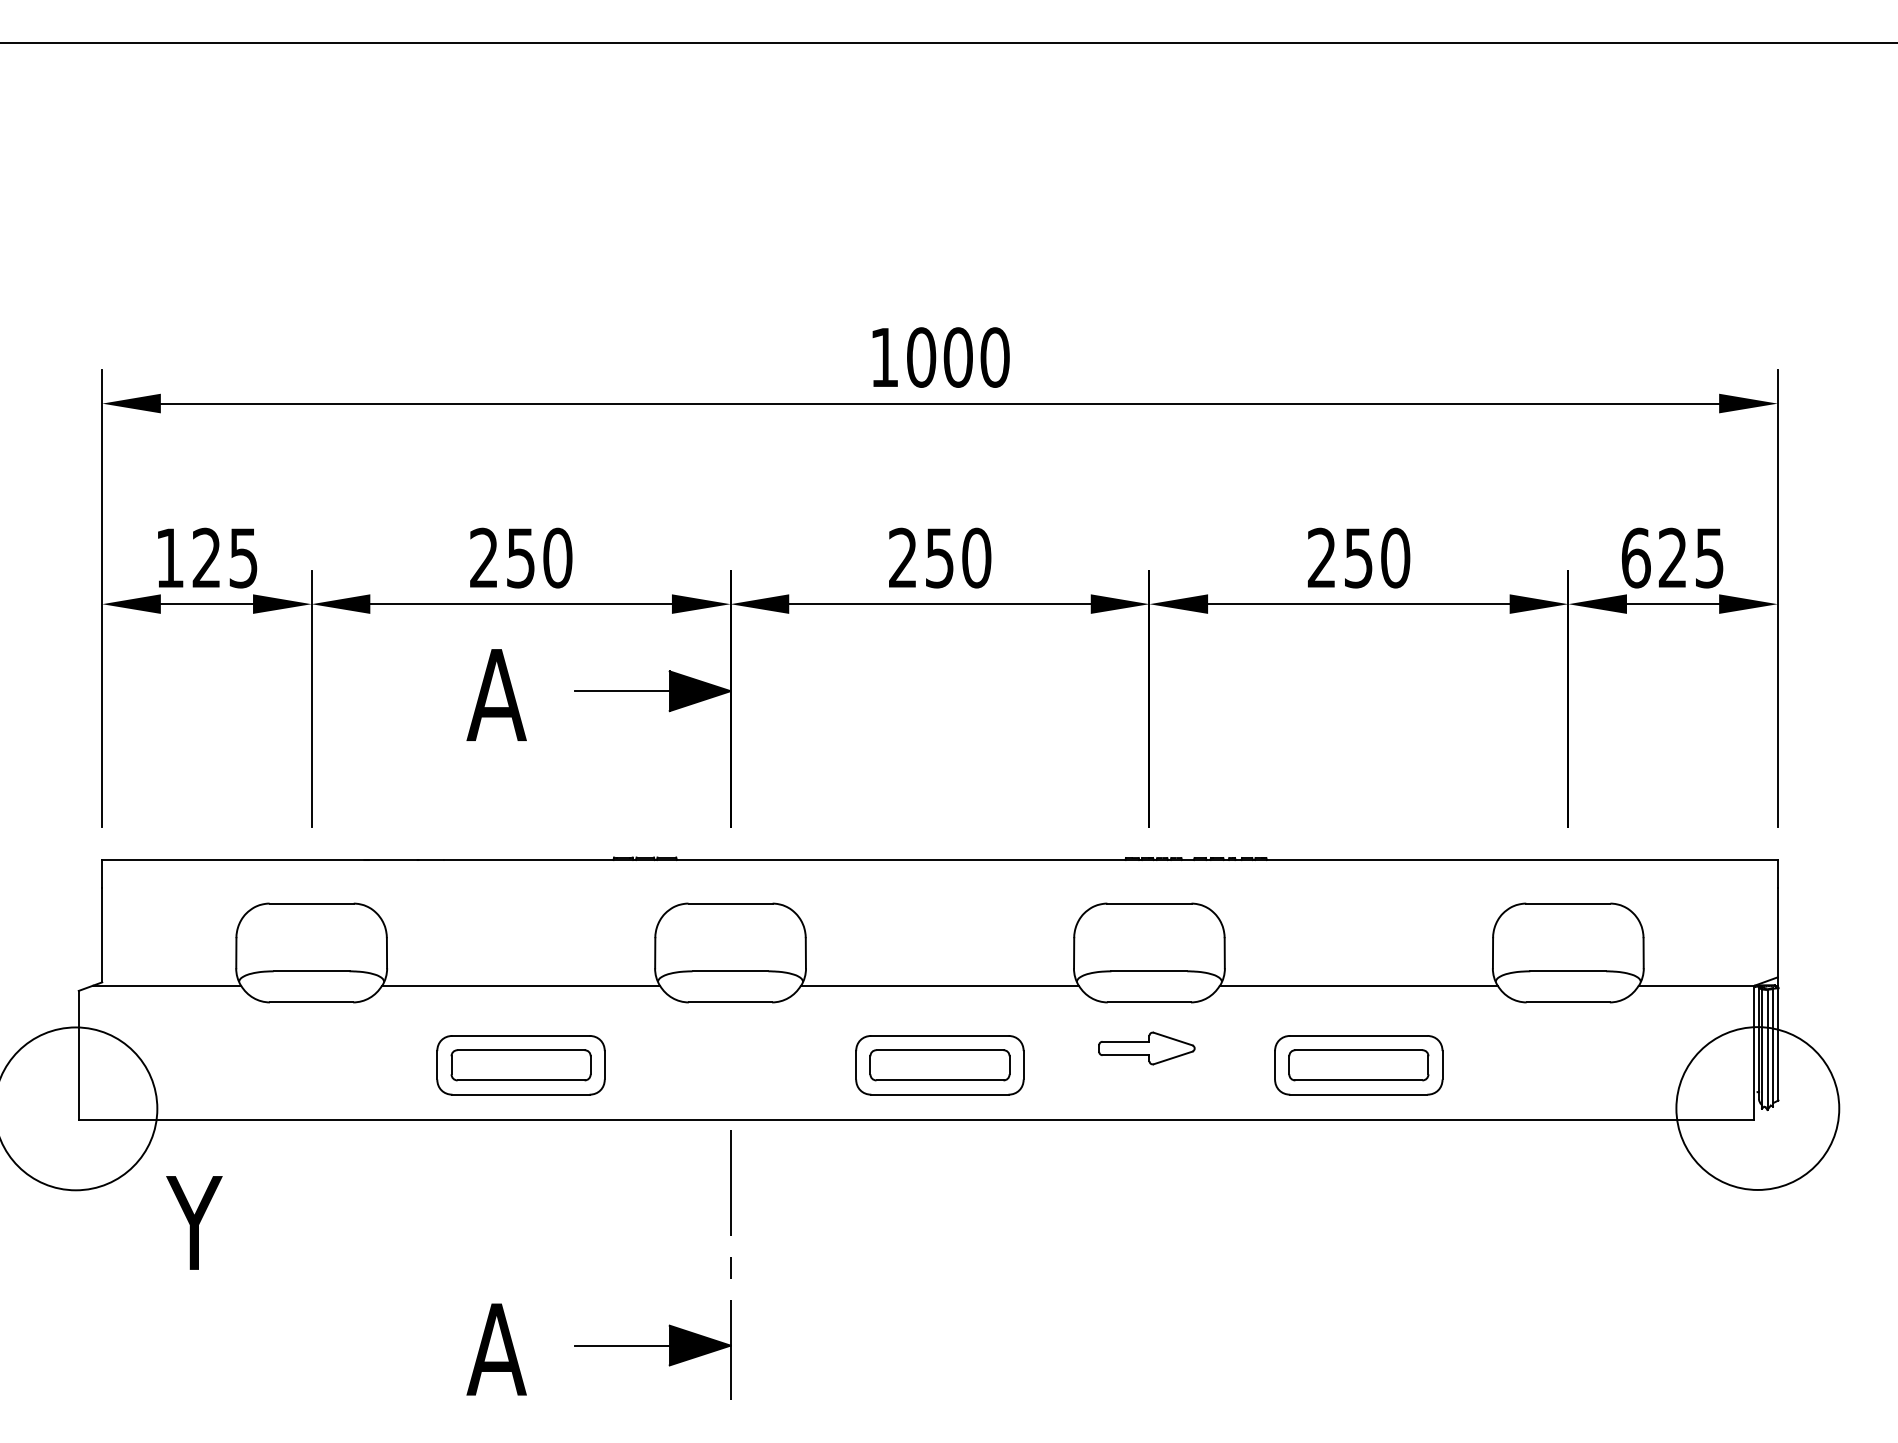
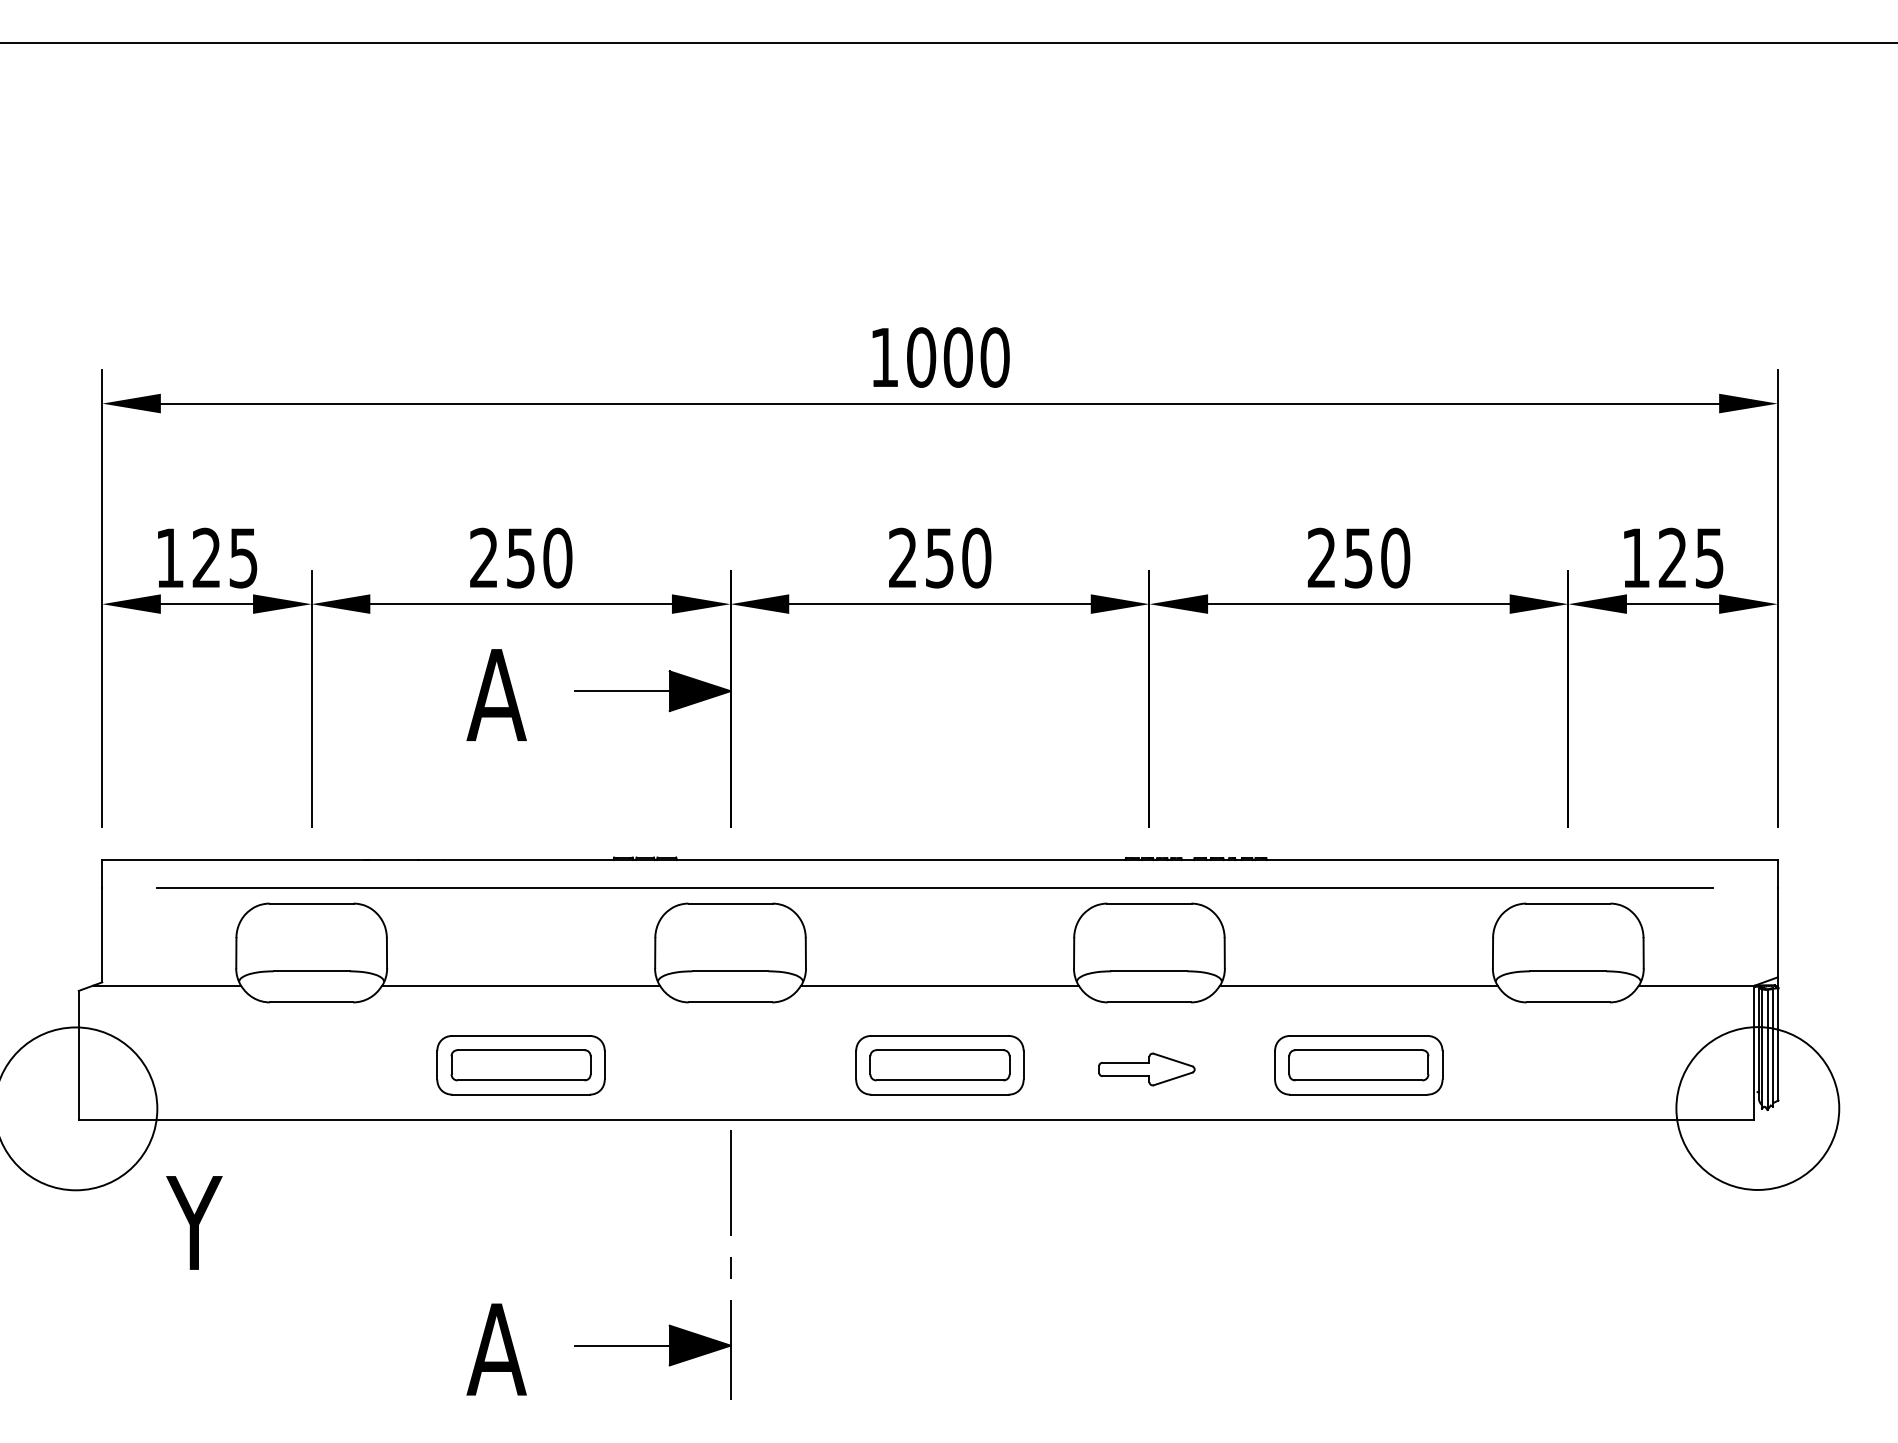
text: 625 -> 125 (1635, 557)
line: none -> present (934, 887)
part position: (1146, 1048) -> (1146, 1069) (1146, 1069)
